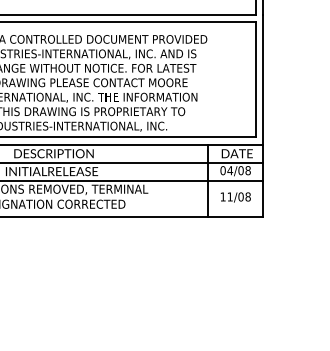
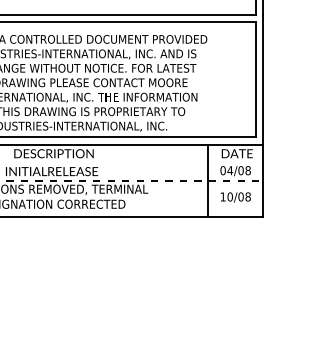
line: present -> none (132, 162)
line: solid -> dashed (132, 180)
text: 11/08 -> 10/08 (229, 196)
